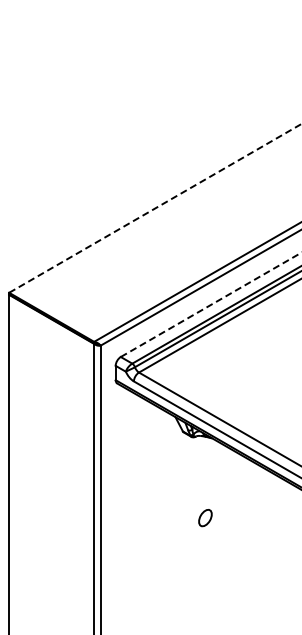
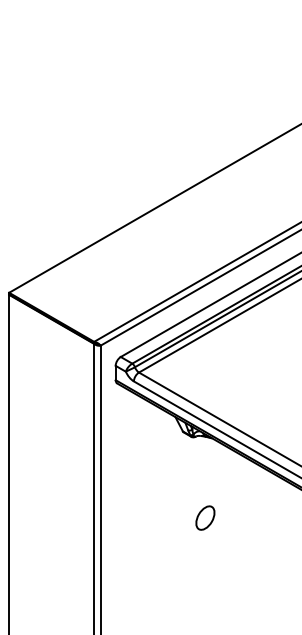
line: dashed -> solid (155, 208)
line: dashed -> solid (211, 304)
part size: 15x19 px -> 21x26 px (205, 517)
